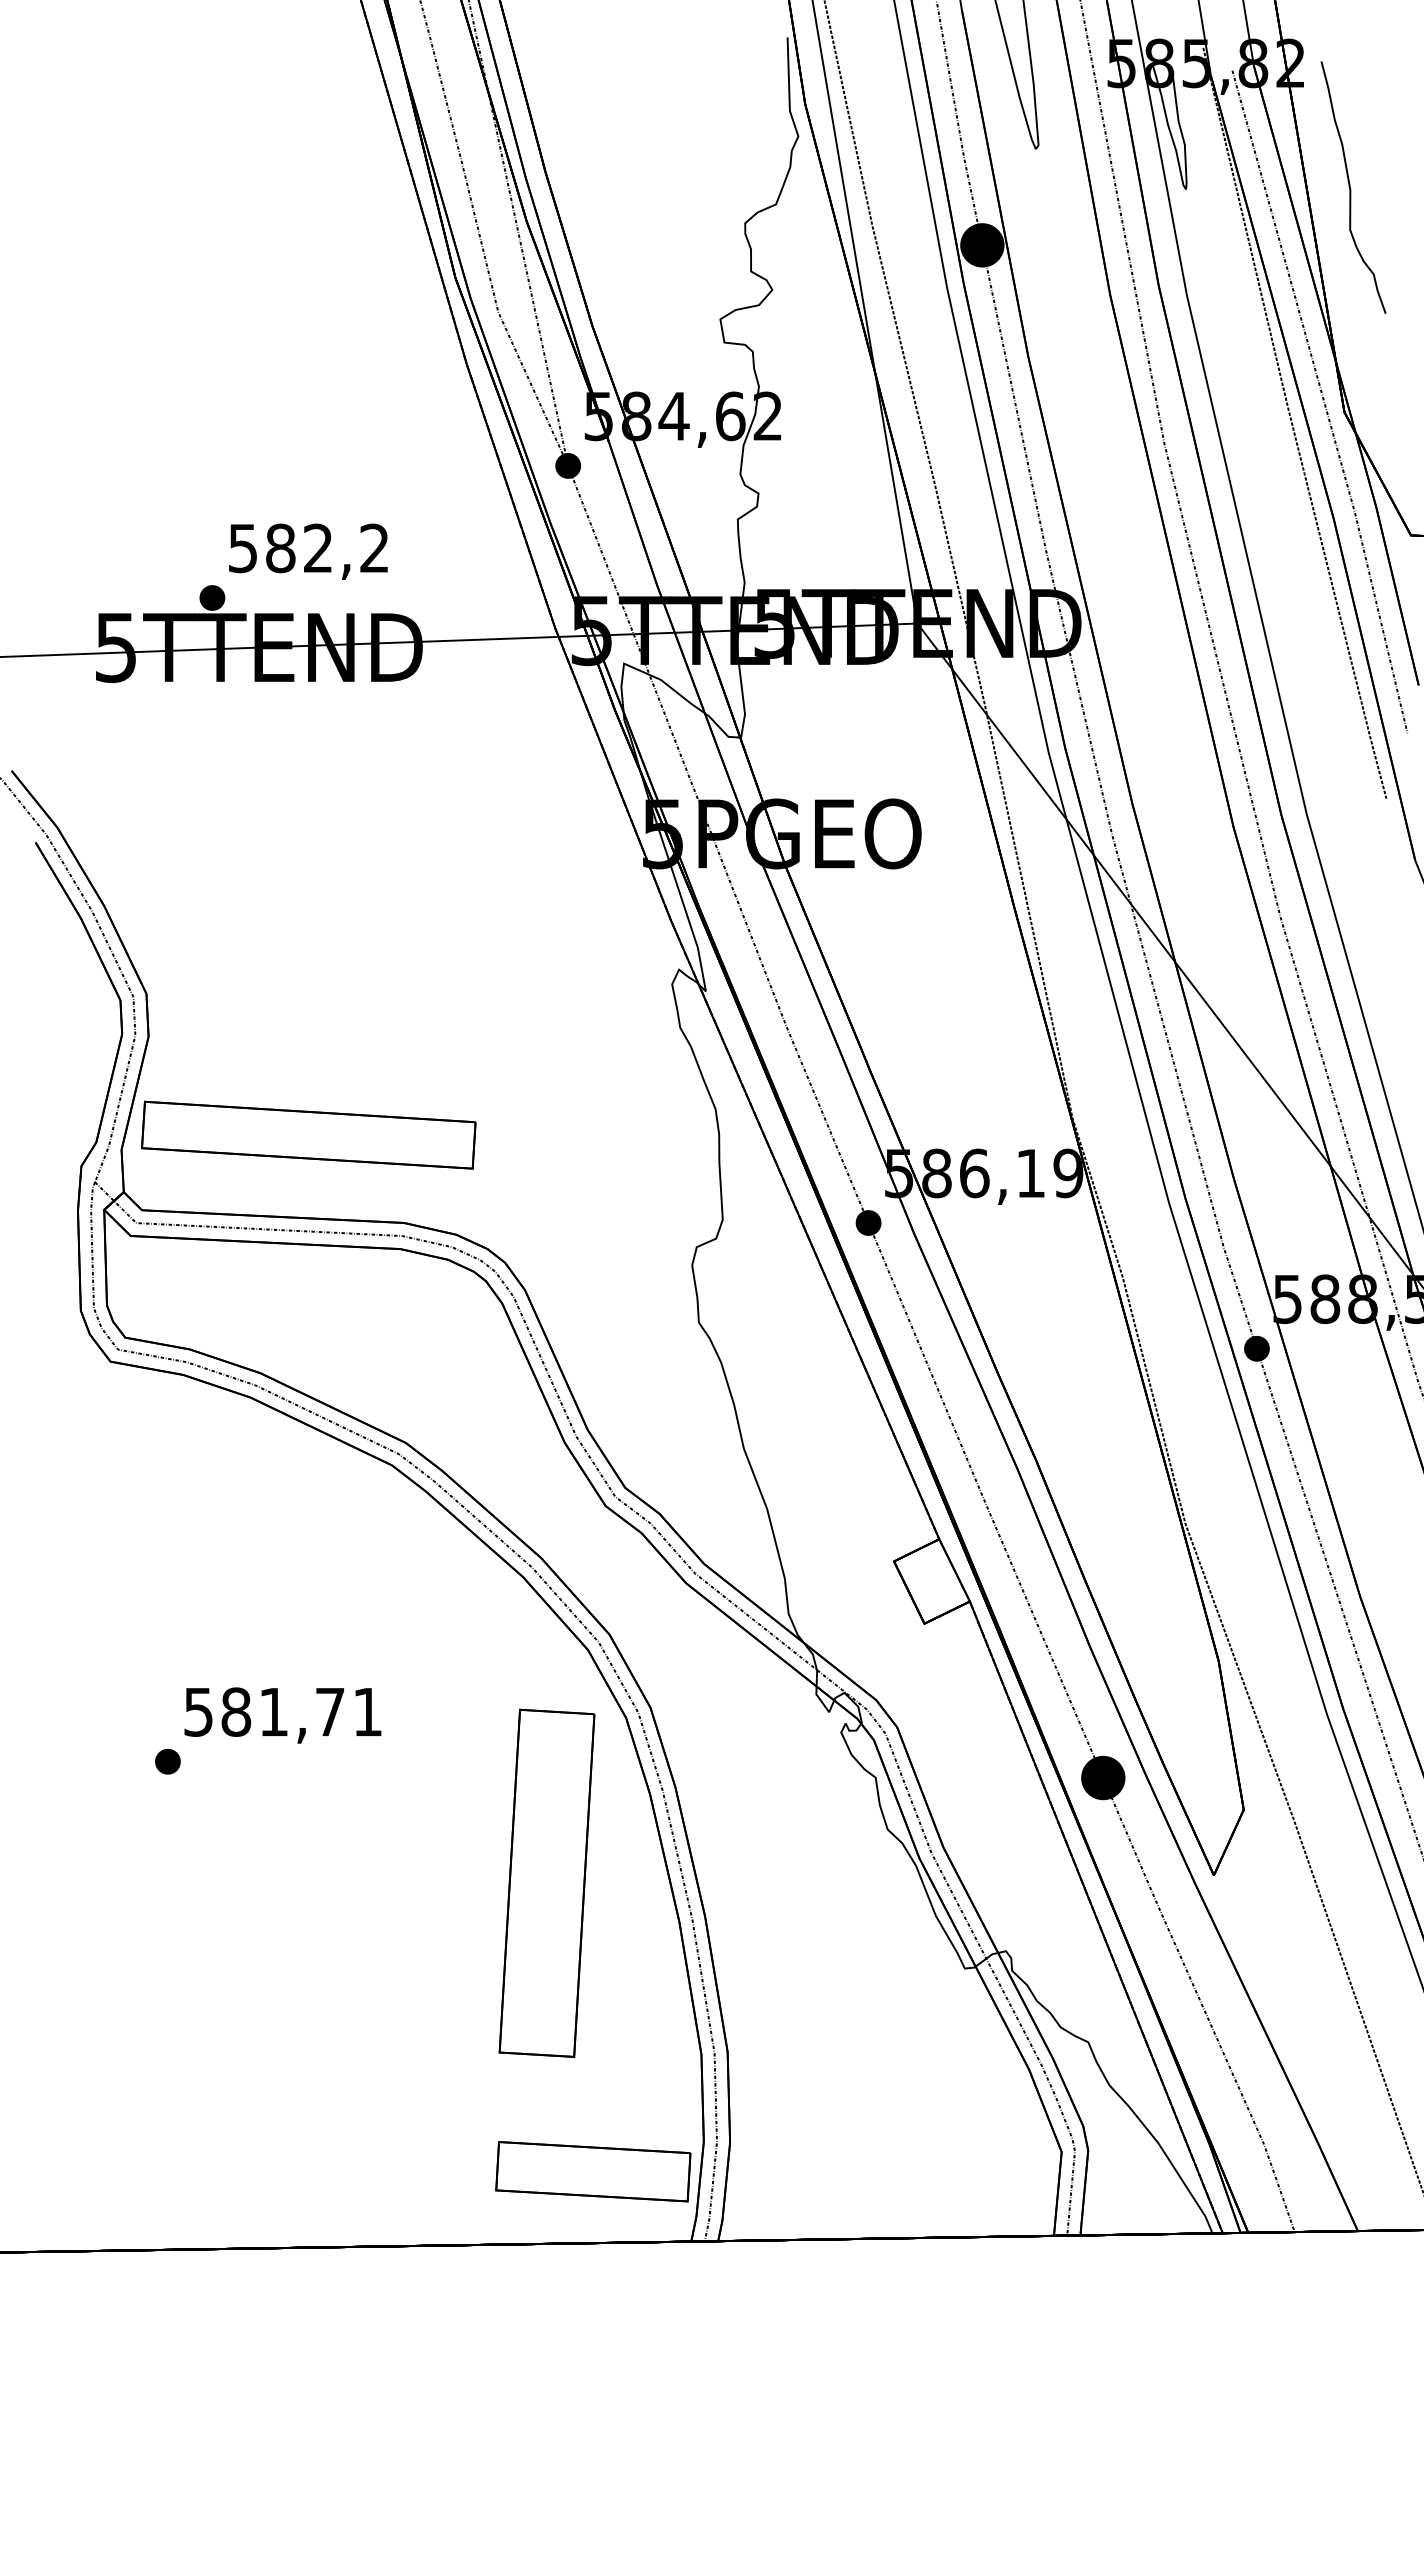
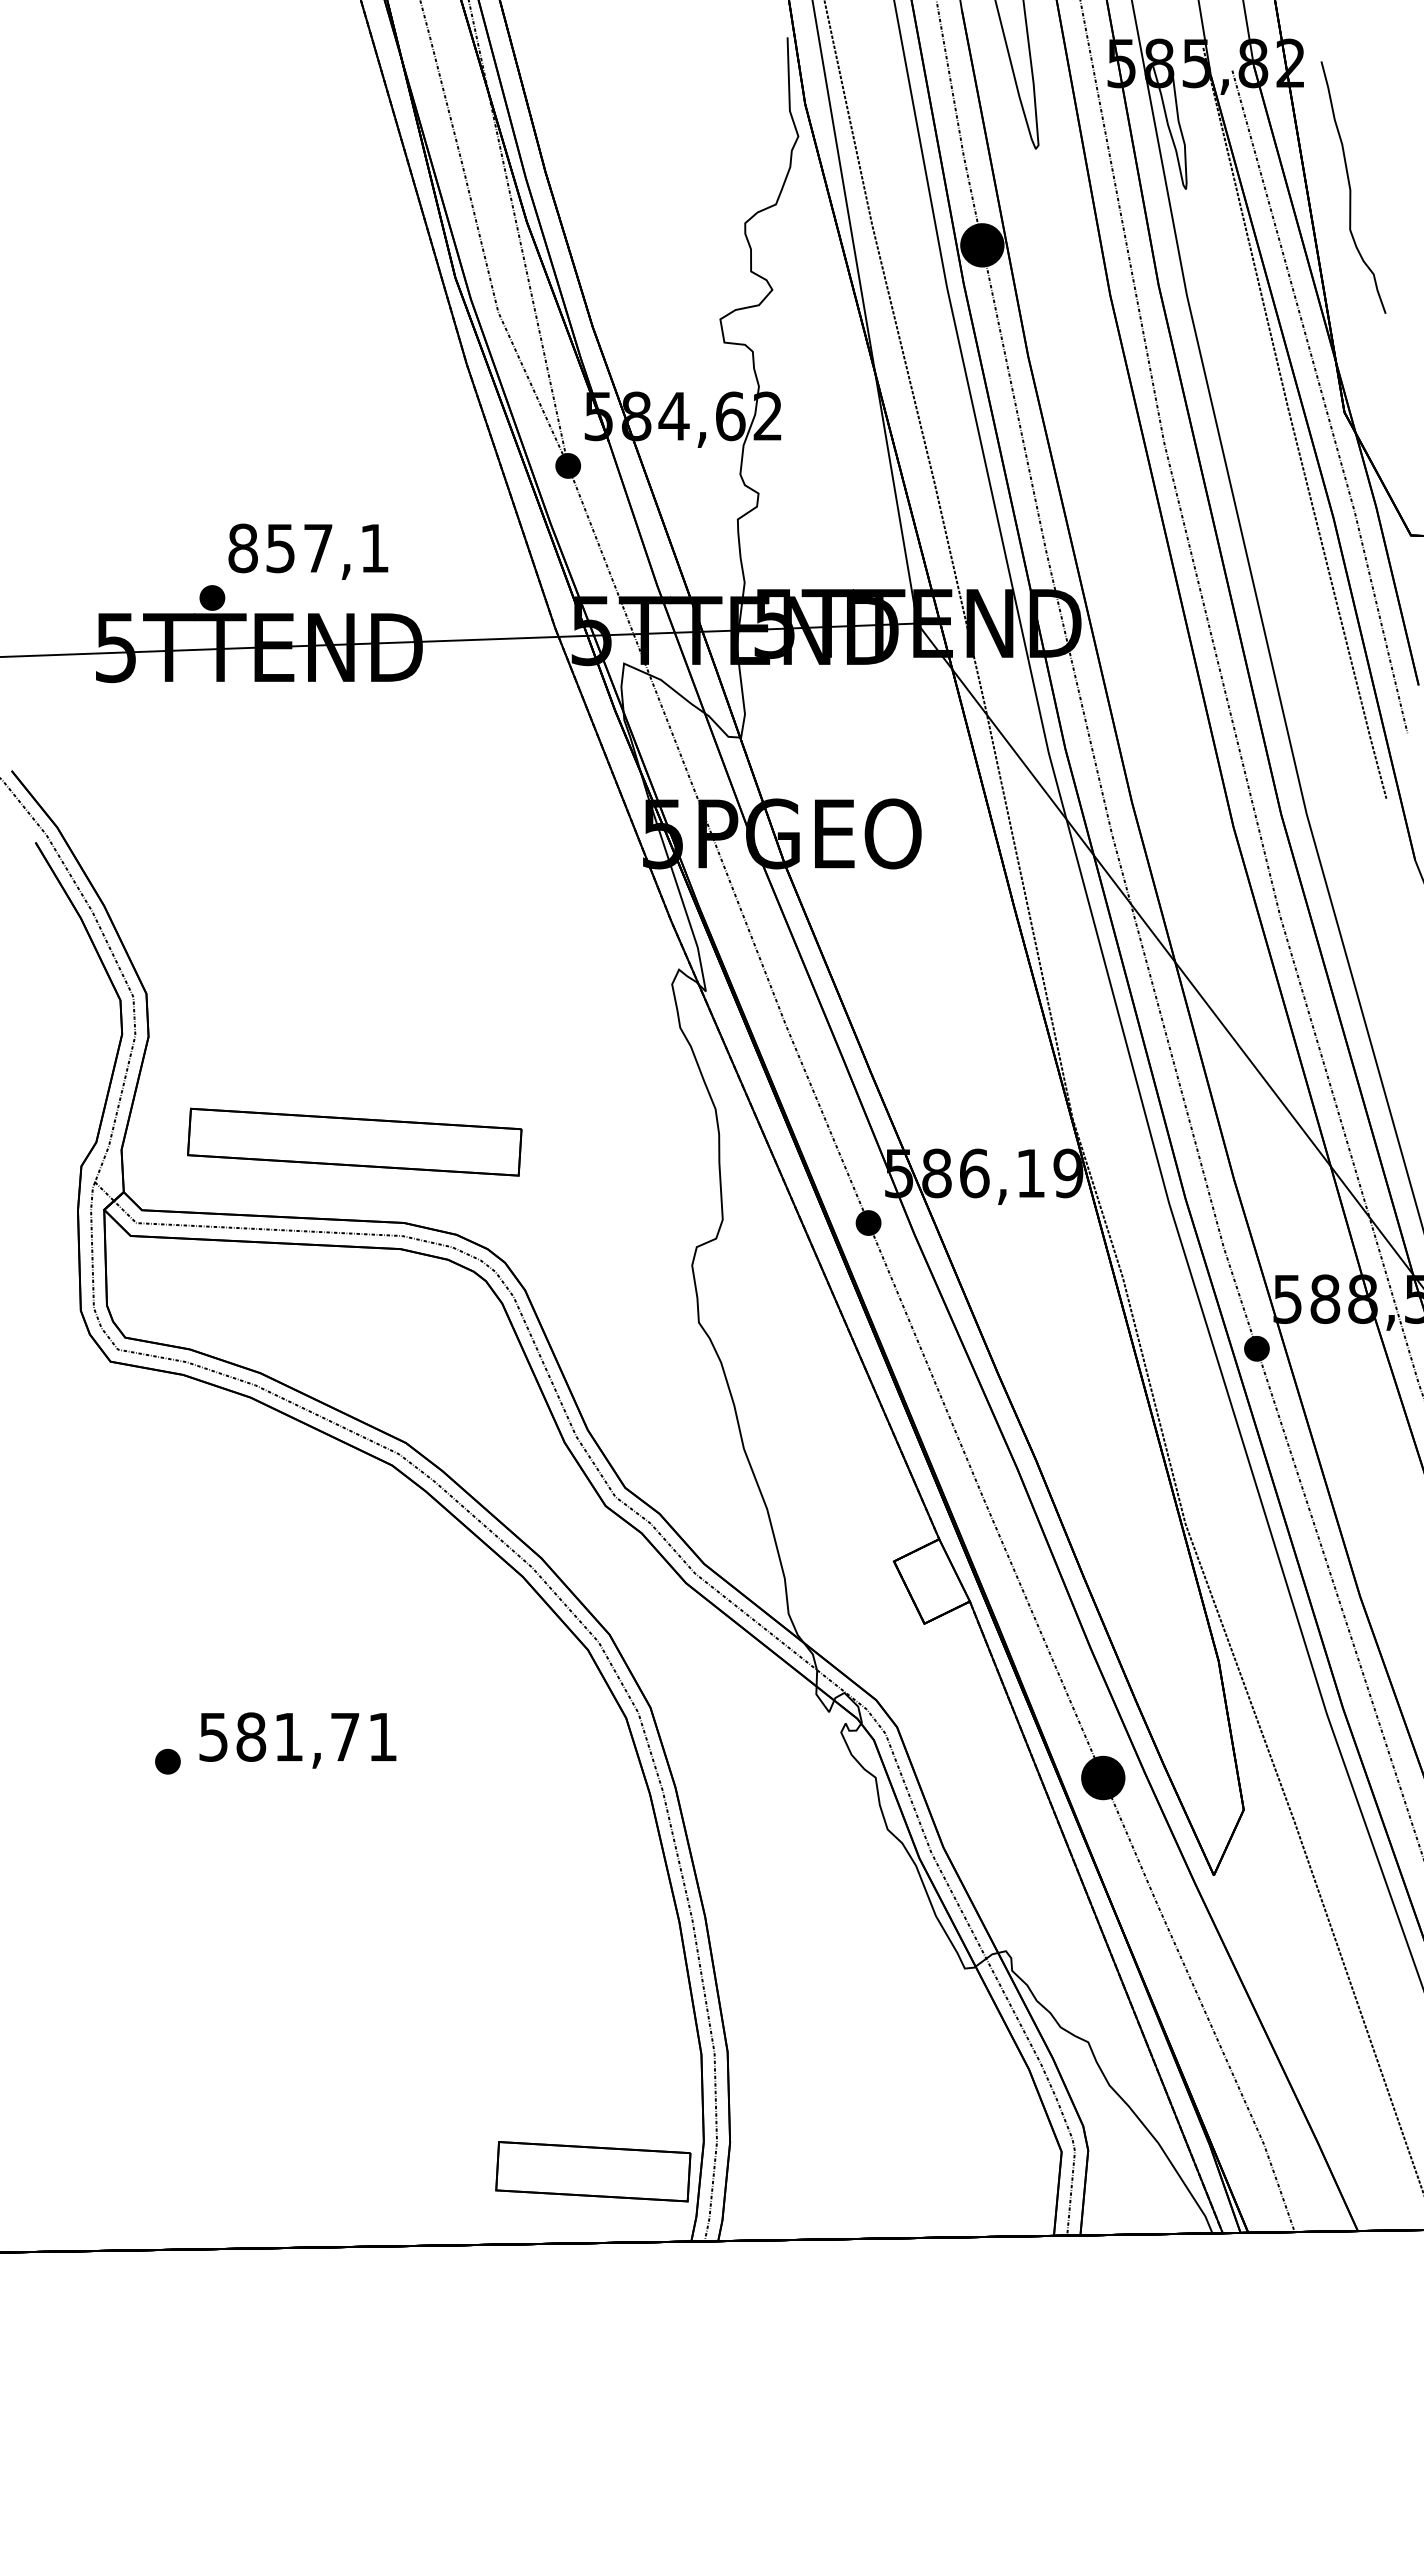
text: 582,2 -> 857,1 (308, 548)
part position: (308, 1134) -> (354, 1141) (354, 1141)
text position: (282, 1715) -> (297, 1740) (297, 1740)
part: present -> none (546, 1882)
